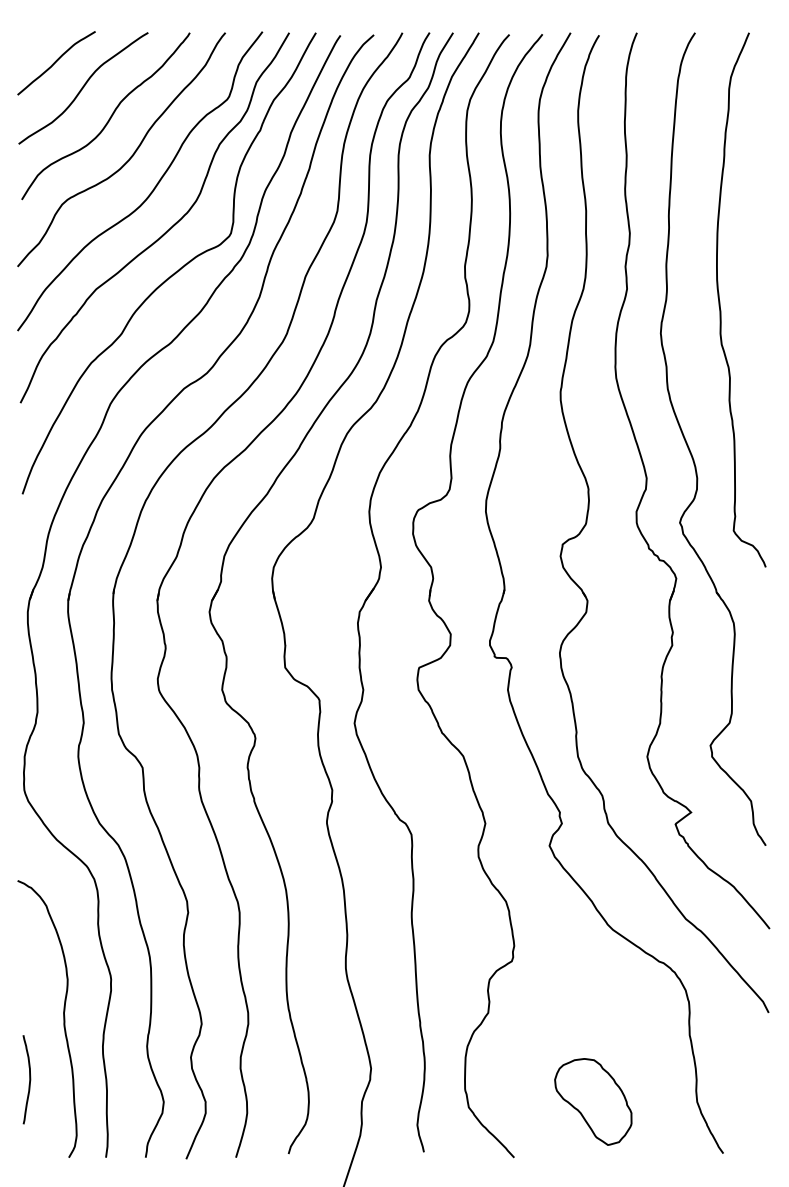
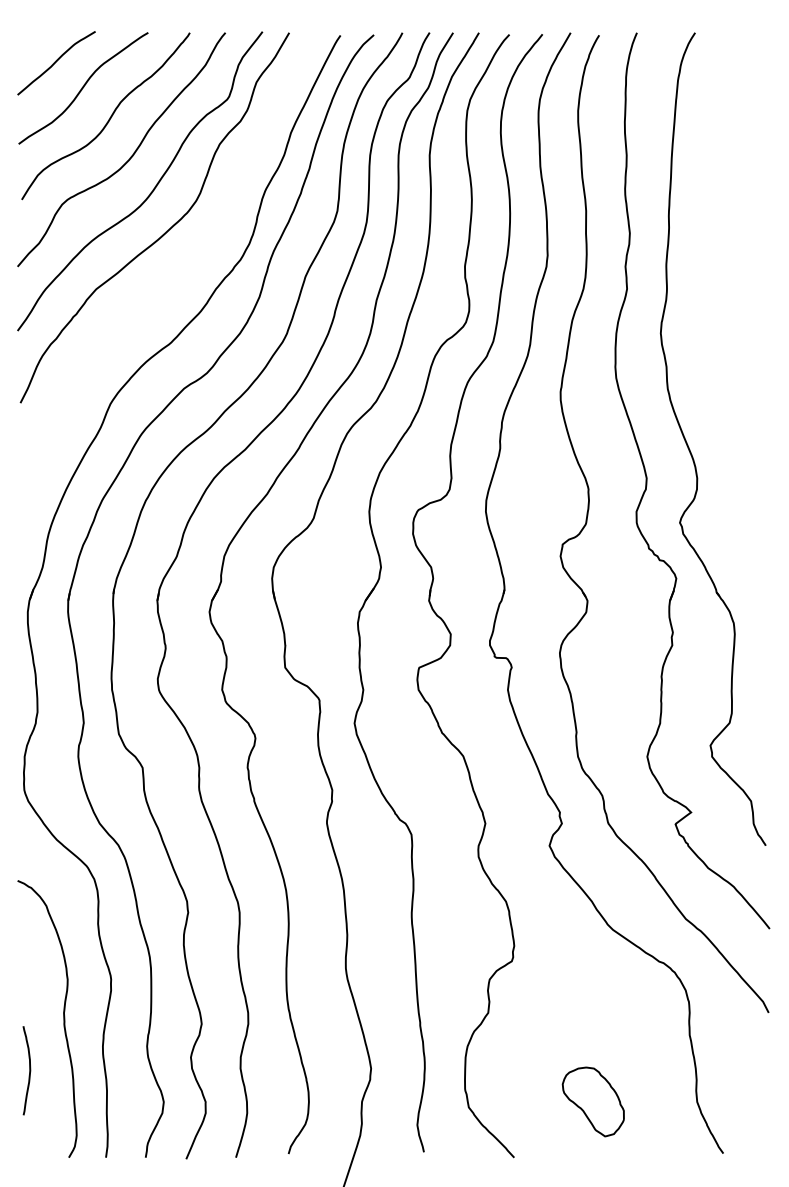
curve: present -> none (175, 271)
curve: present -> none (720, 301)
curve position: (29, 1079) -> (29, 1070) (29, 1070)
part size: 79x88 px -> 64x72 px (592, 1101)
